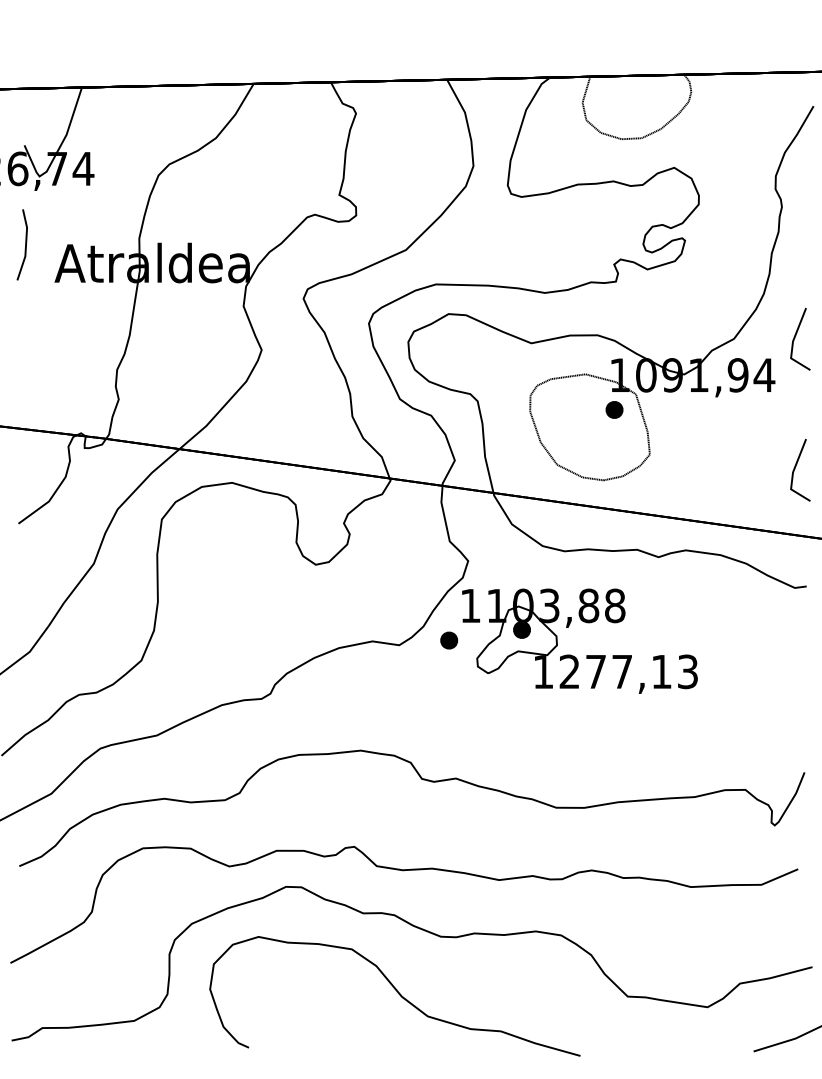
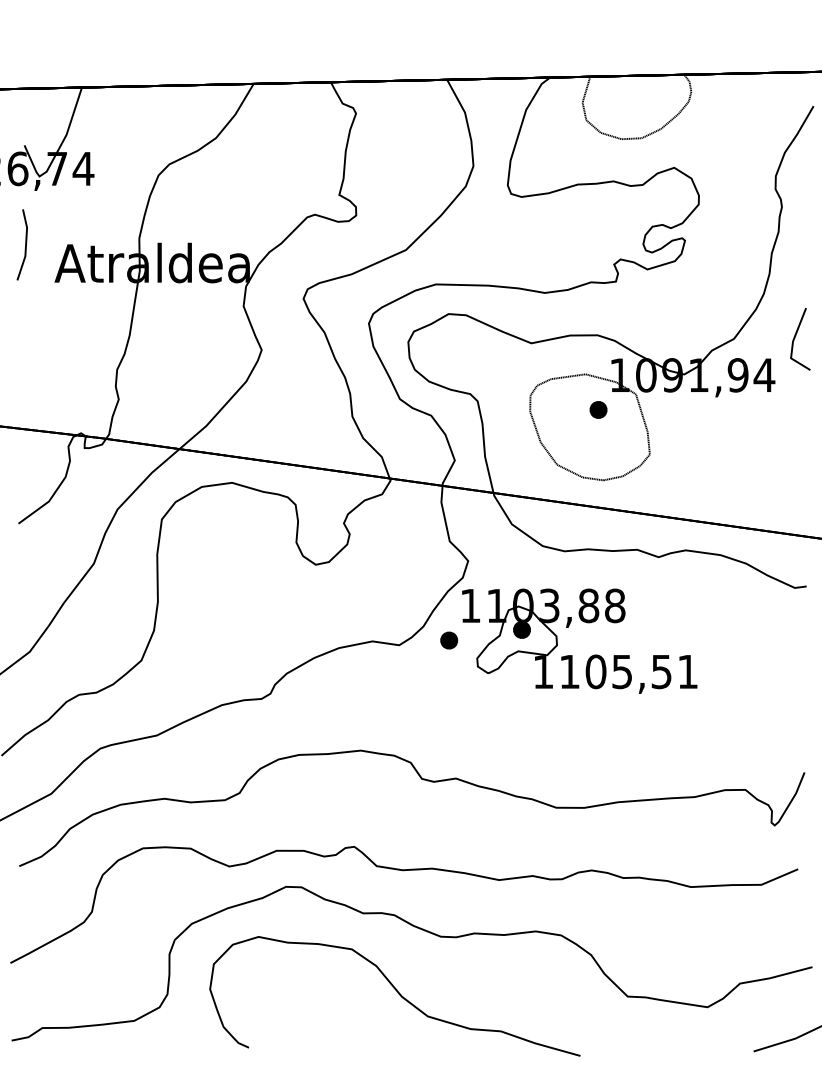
part position: (614, 409) -> (598, 409) (598, 409)
line: present -> none (795, 469)
text: 1277,13 -> 1105,51 (628, 671)
